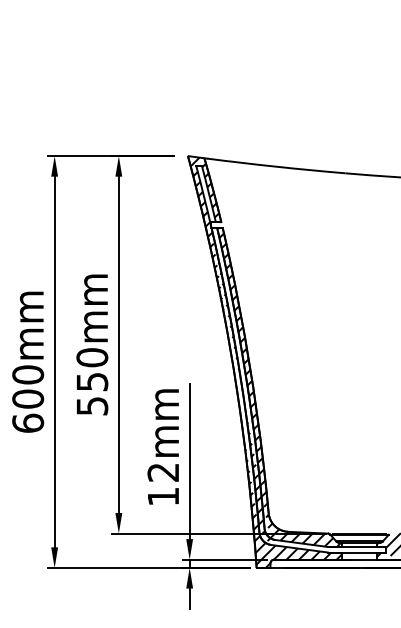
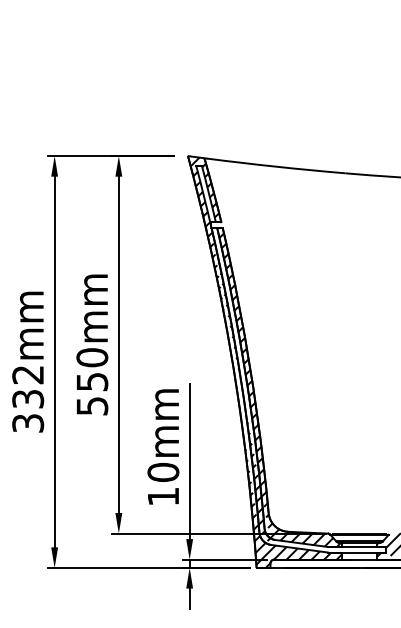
text: 600mm -> 332mm (28, 398)
text: 12mm -> 10mm (163, 471)
